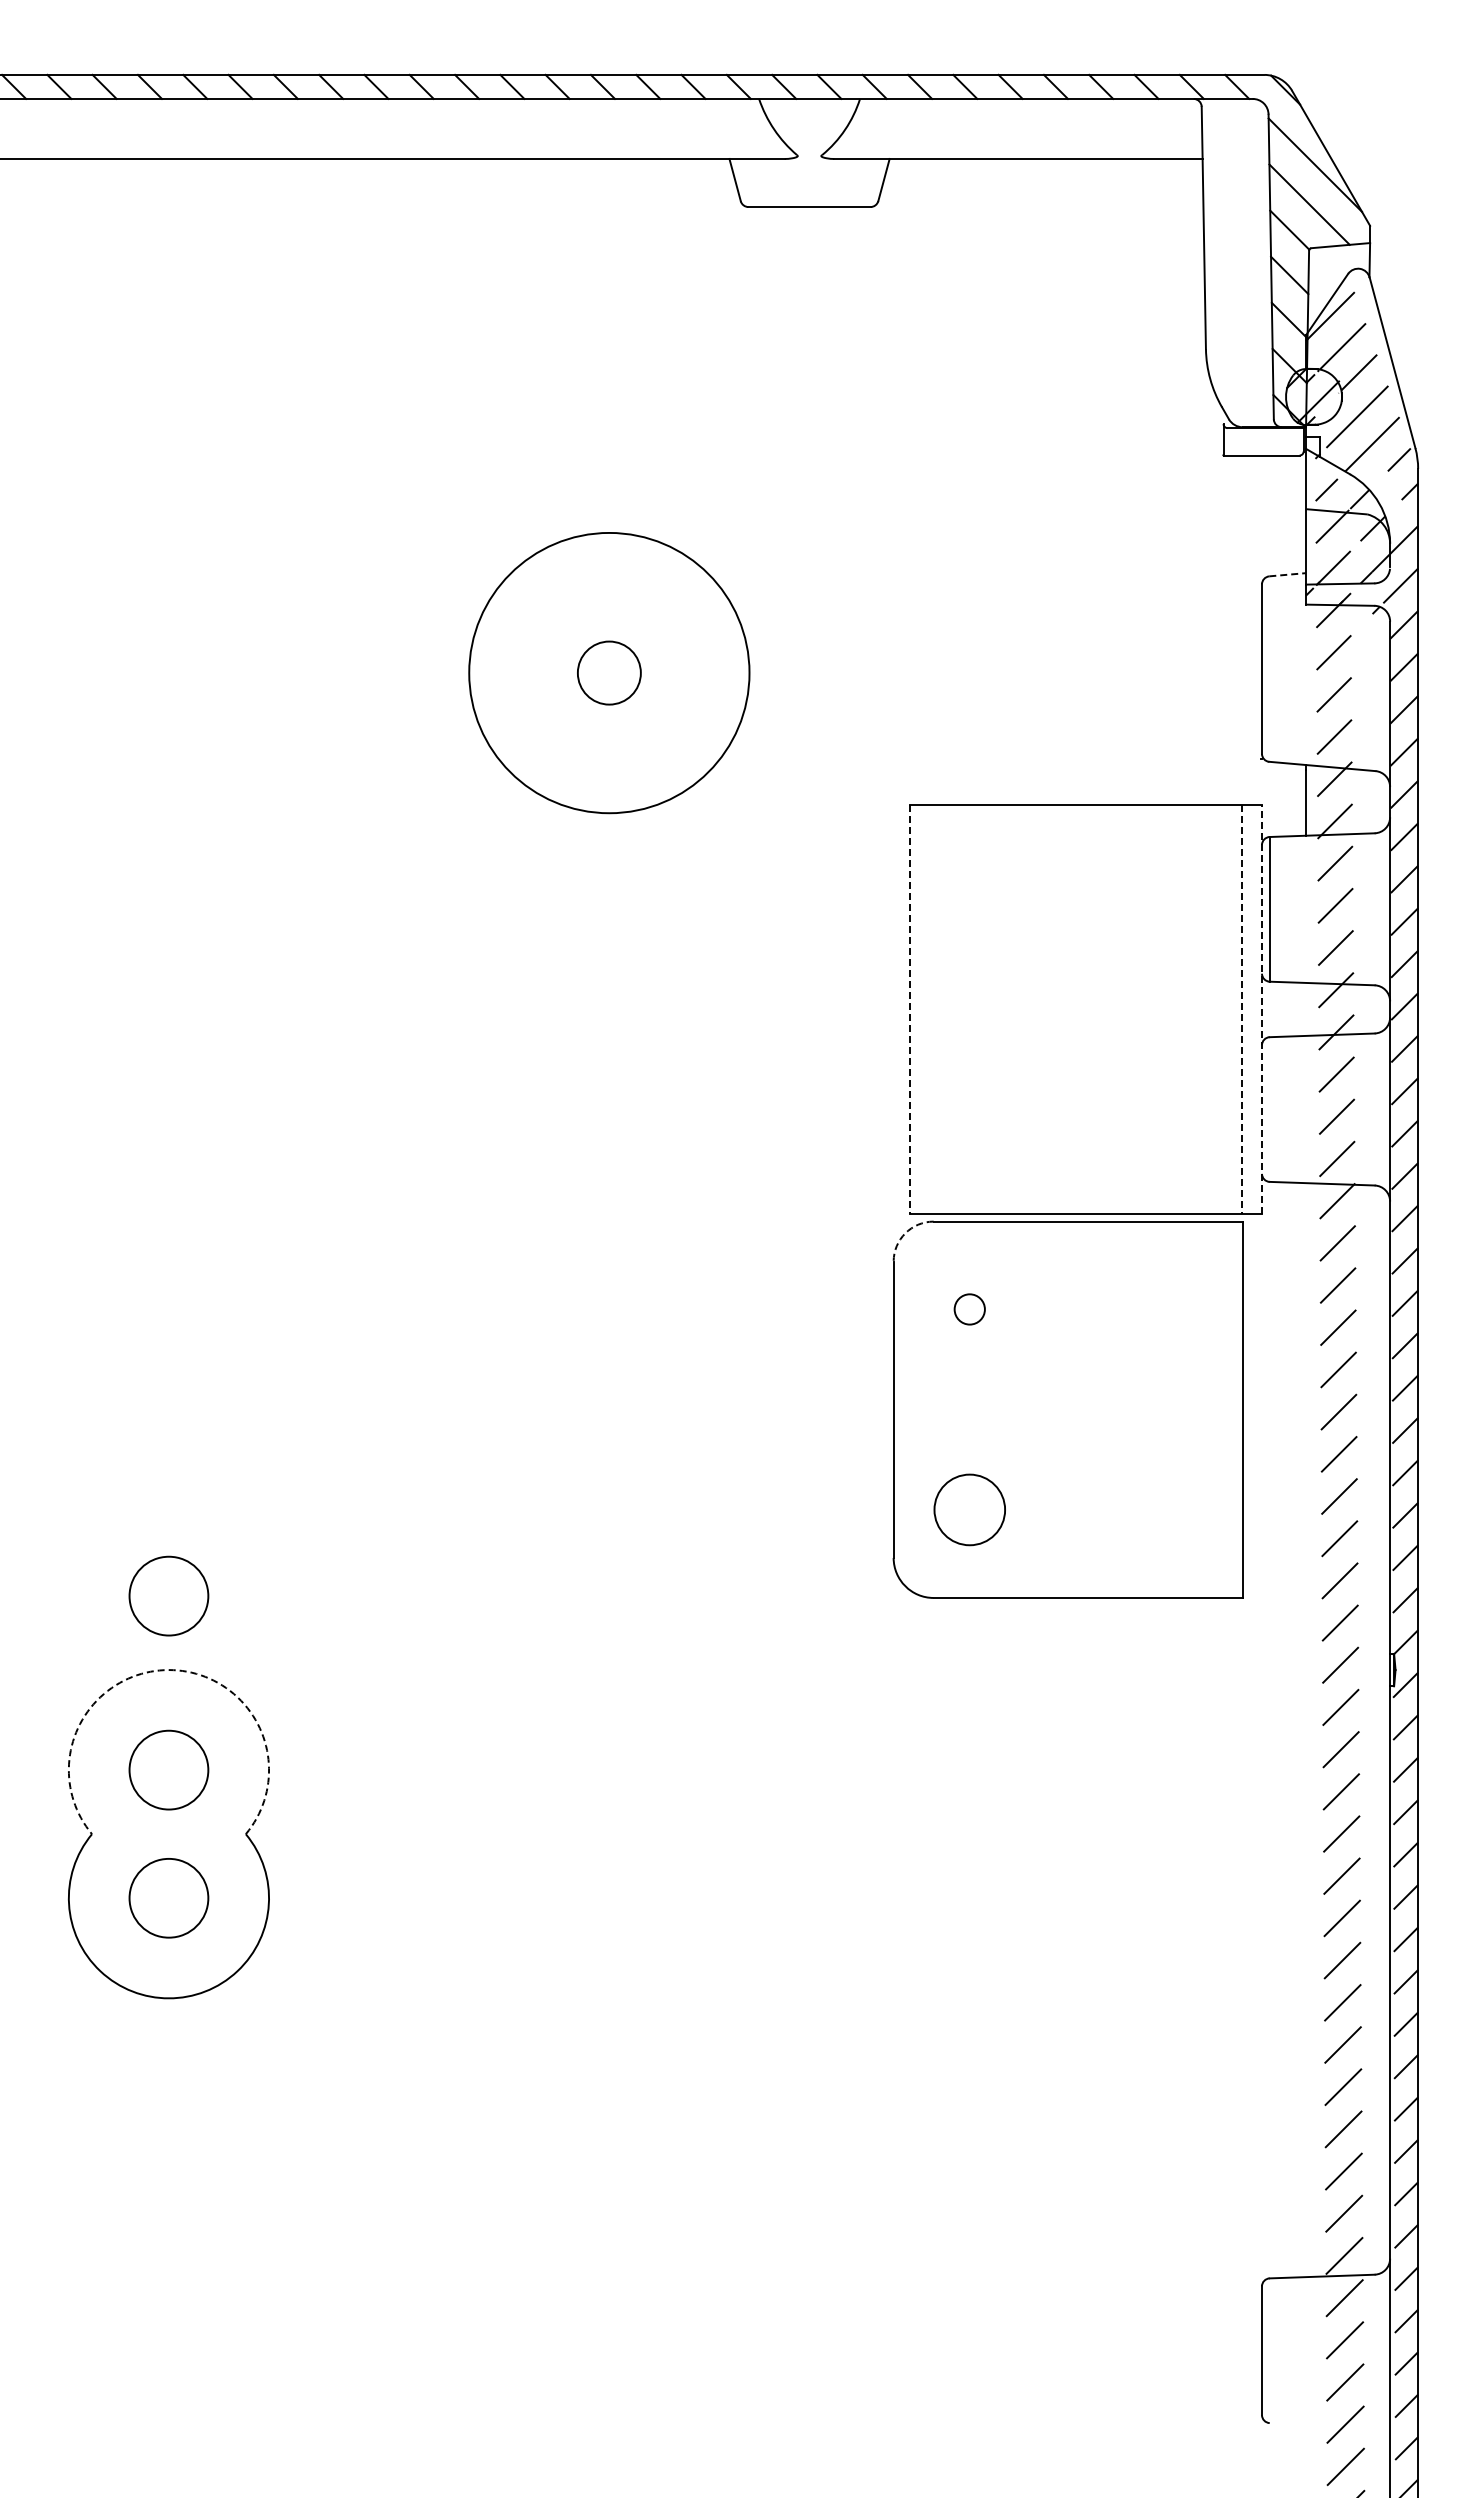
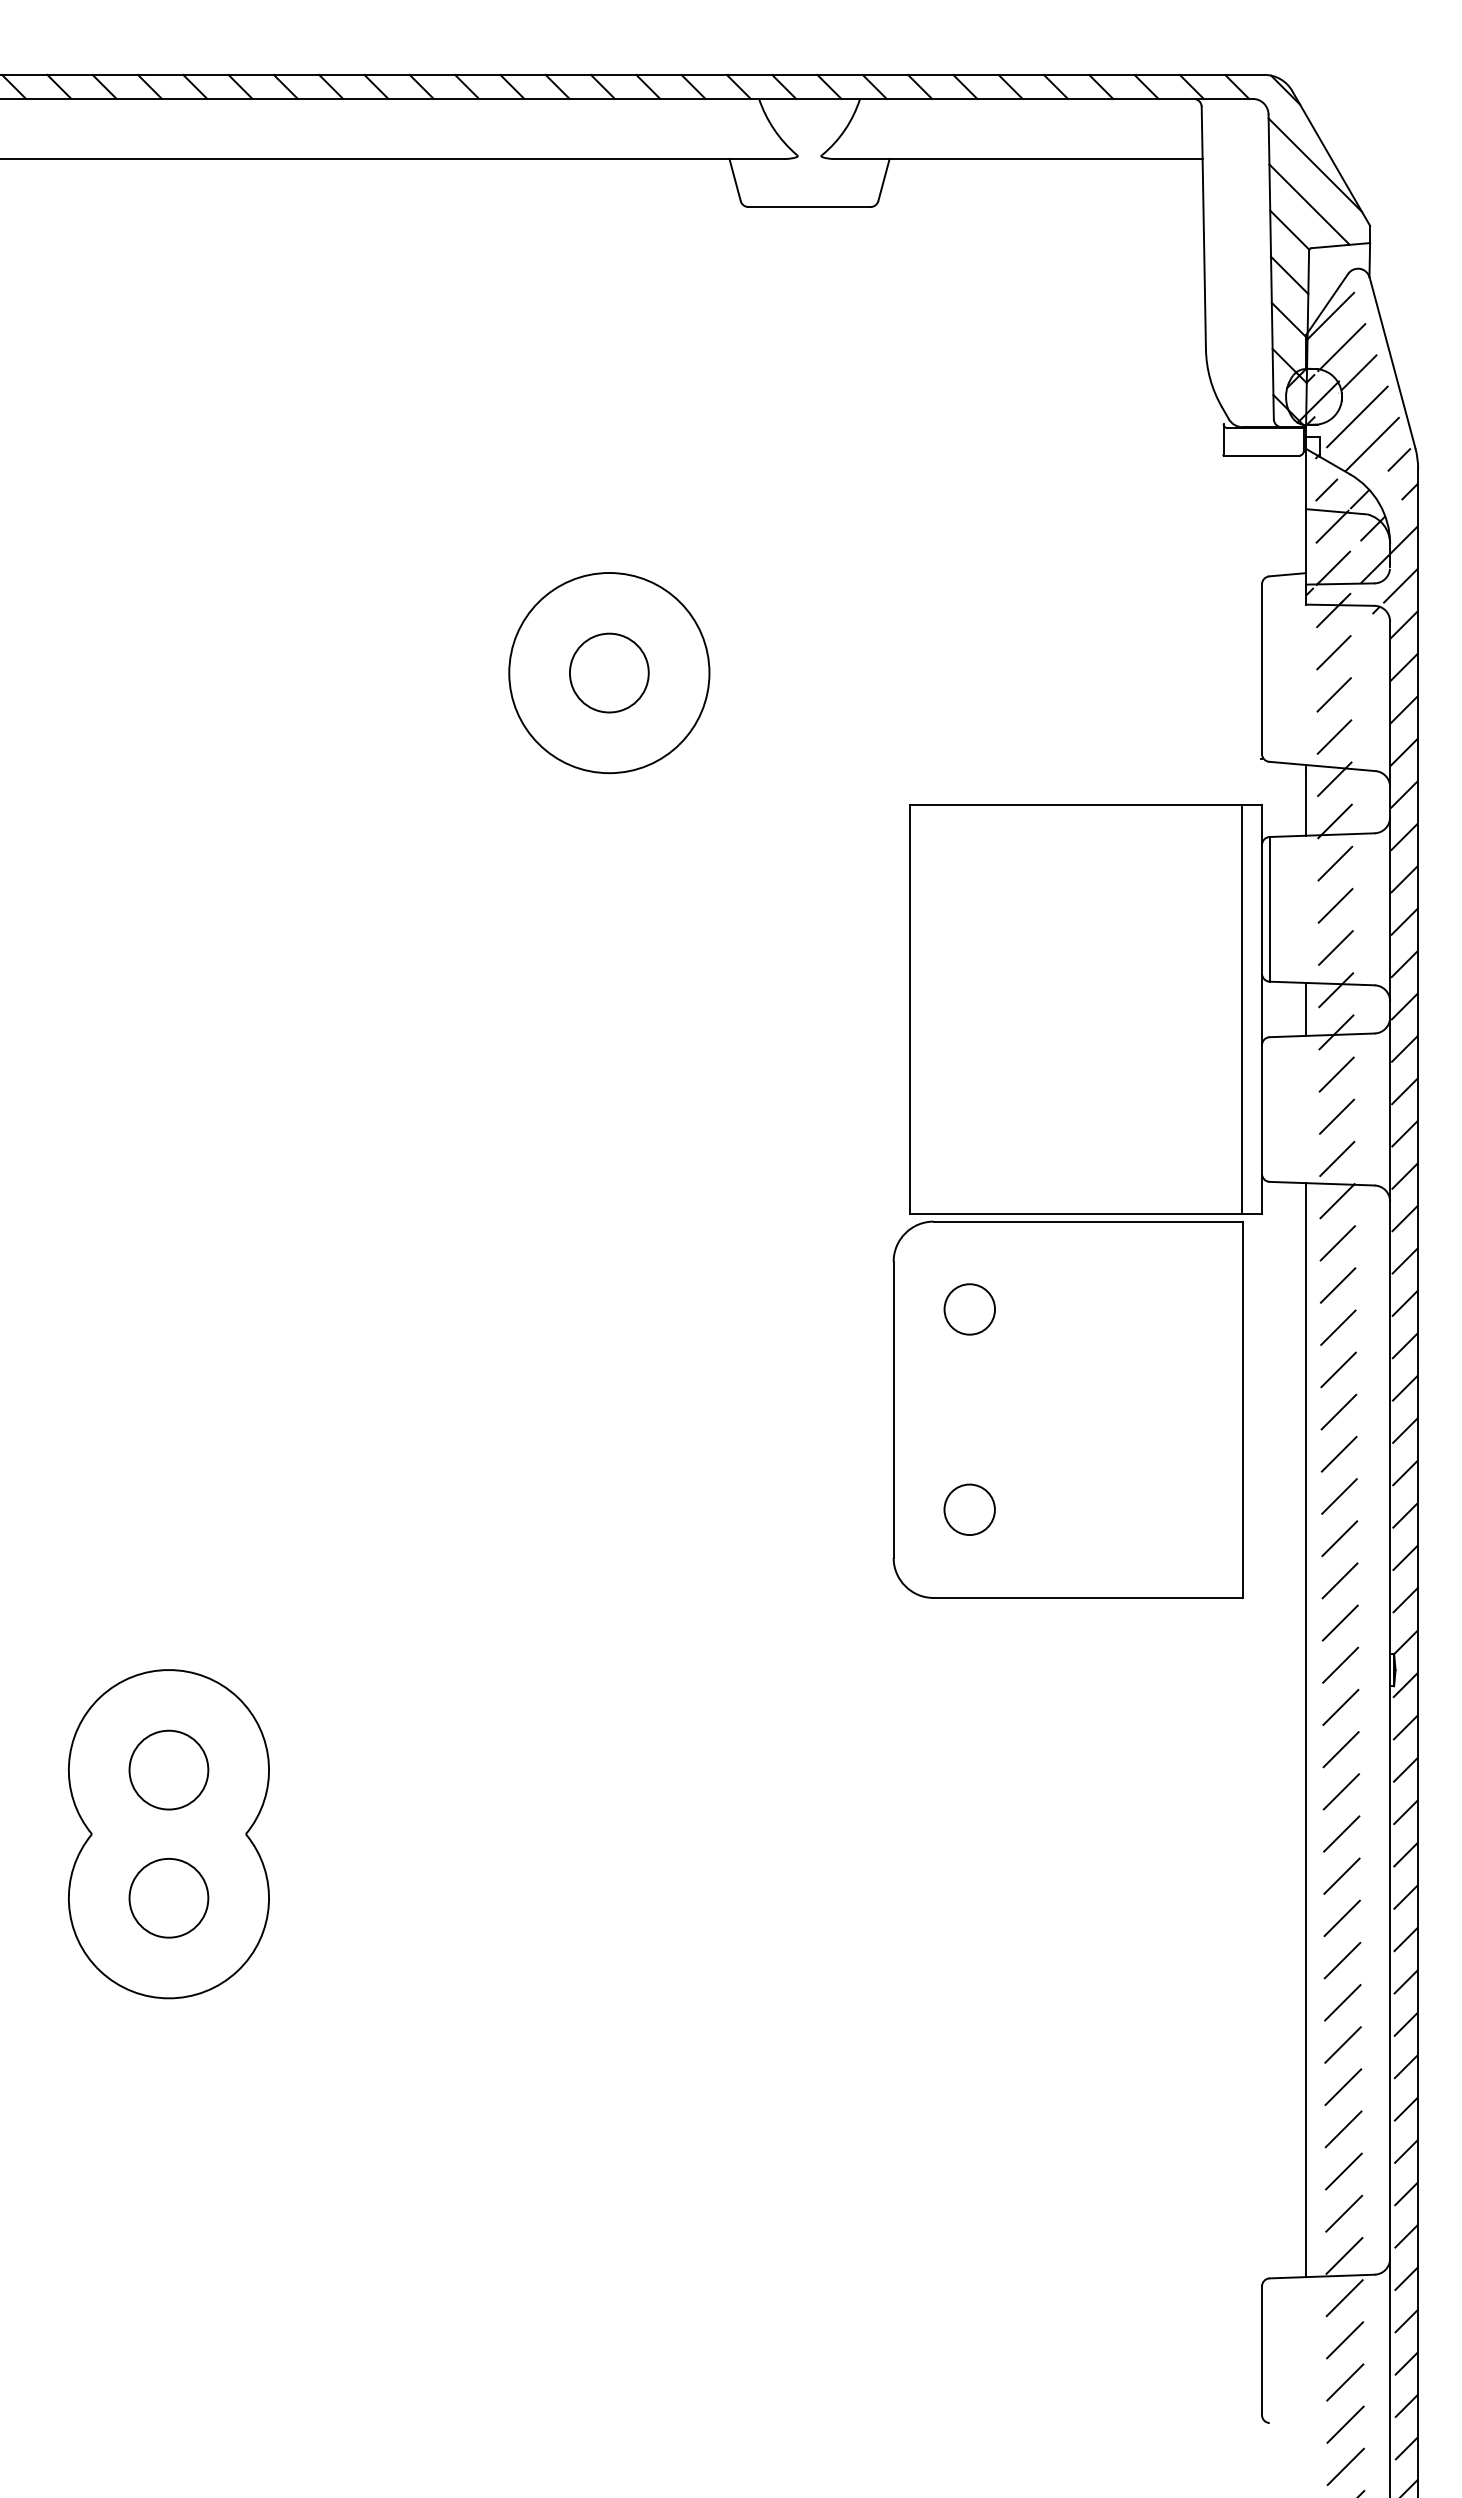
line: dashed -> solid (1288, 574)
circle diameter: 63 px -> 79 px (608, 672)
circle diameter: 280 px -> 200 px (609, 673)
line: dashed -> solid (1262, 1008)
line: none -> present (1306, 1008)
line: dashed -> solid (909, 1009)
line: dashed -> solid (1241, 1009)
arc: dashed -> solid (905, 1233)
circle diameter: 30 px -> 50 px (969, 1309)
circle size: 73x74 px -> 53x53 px (969, 1509)
circle: present -> none (168, 1595)
arc: dashed -> solid (168, 1670)
line: none -> present (1306, 1730)
